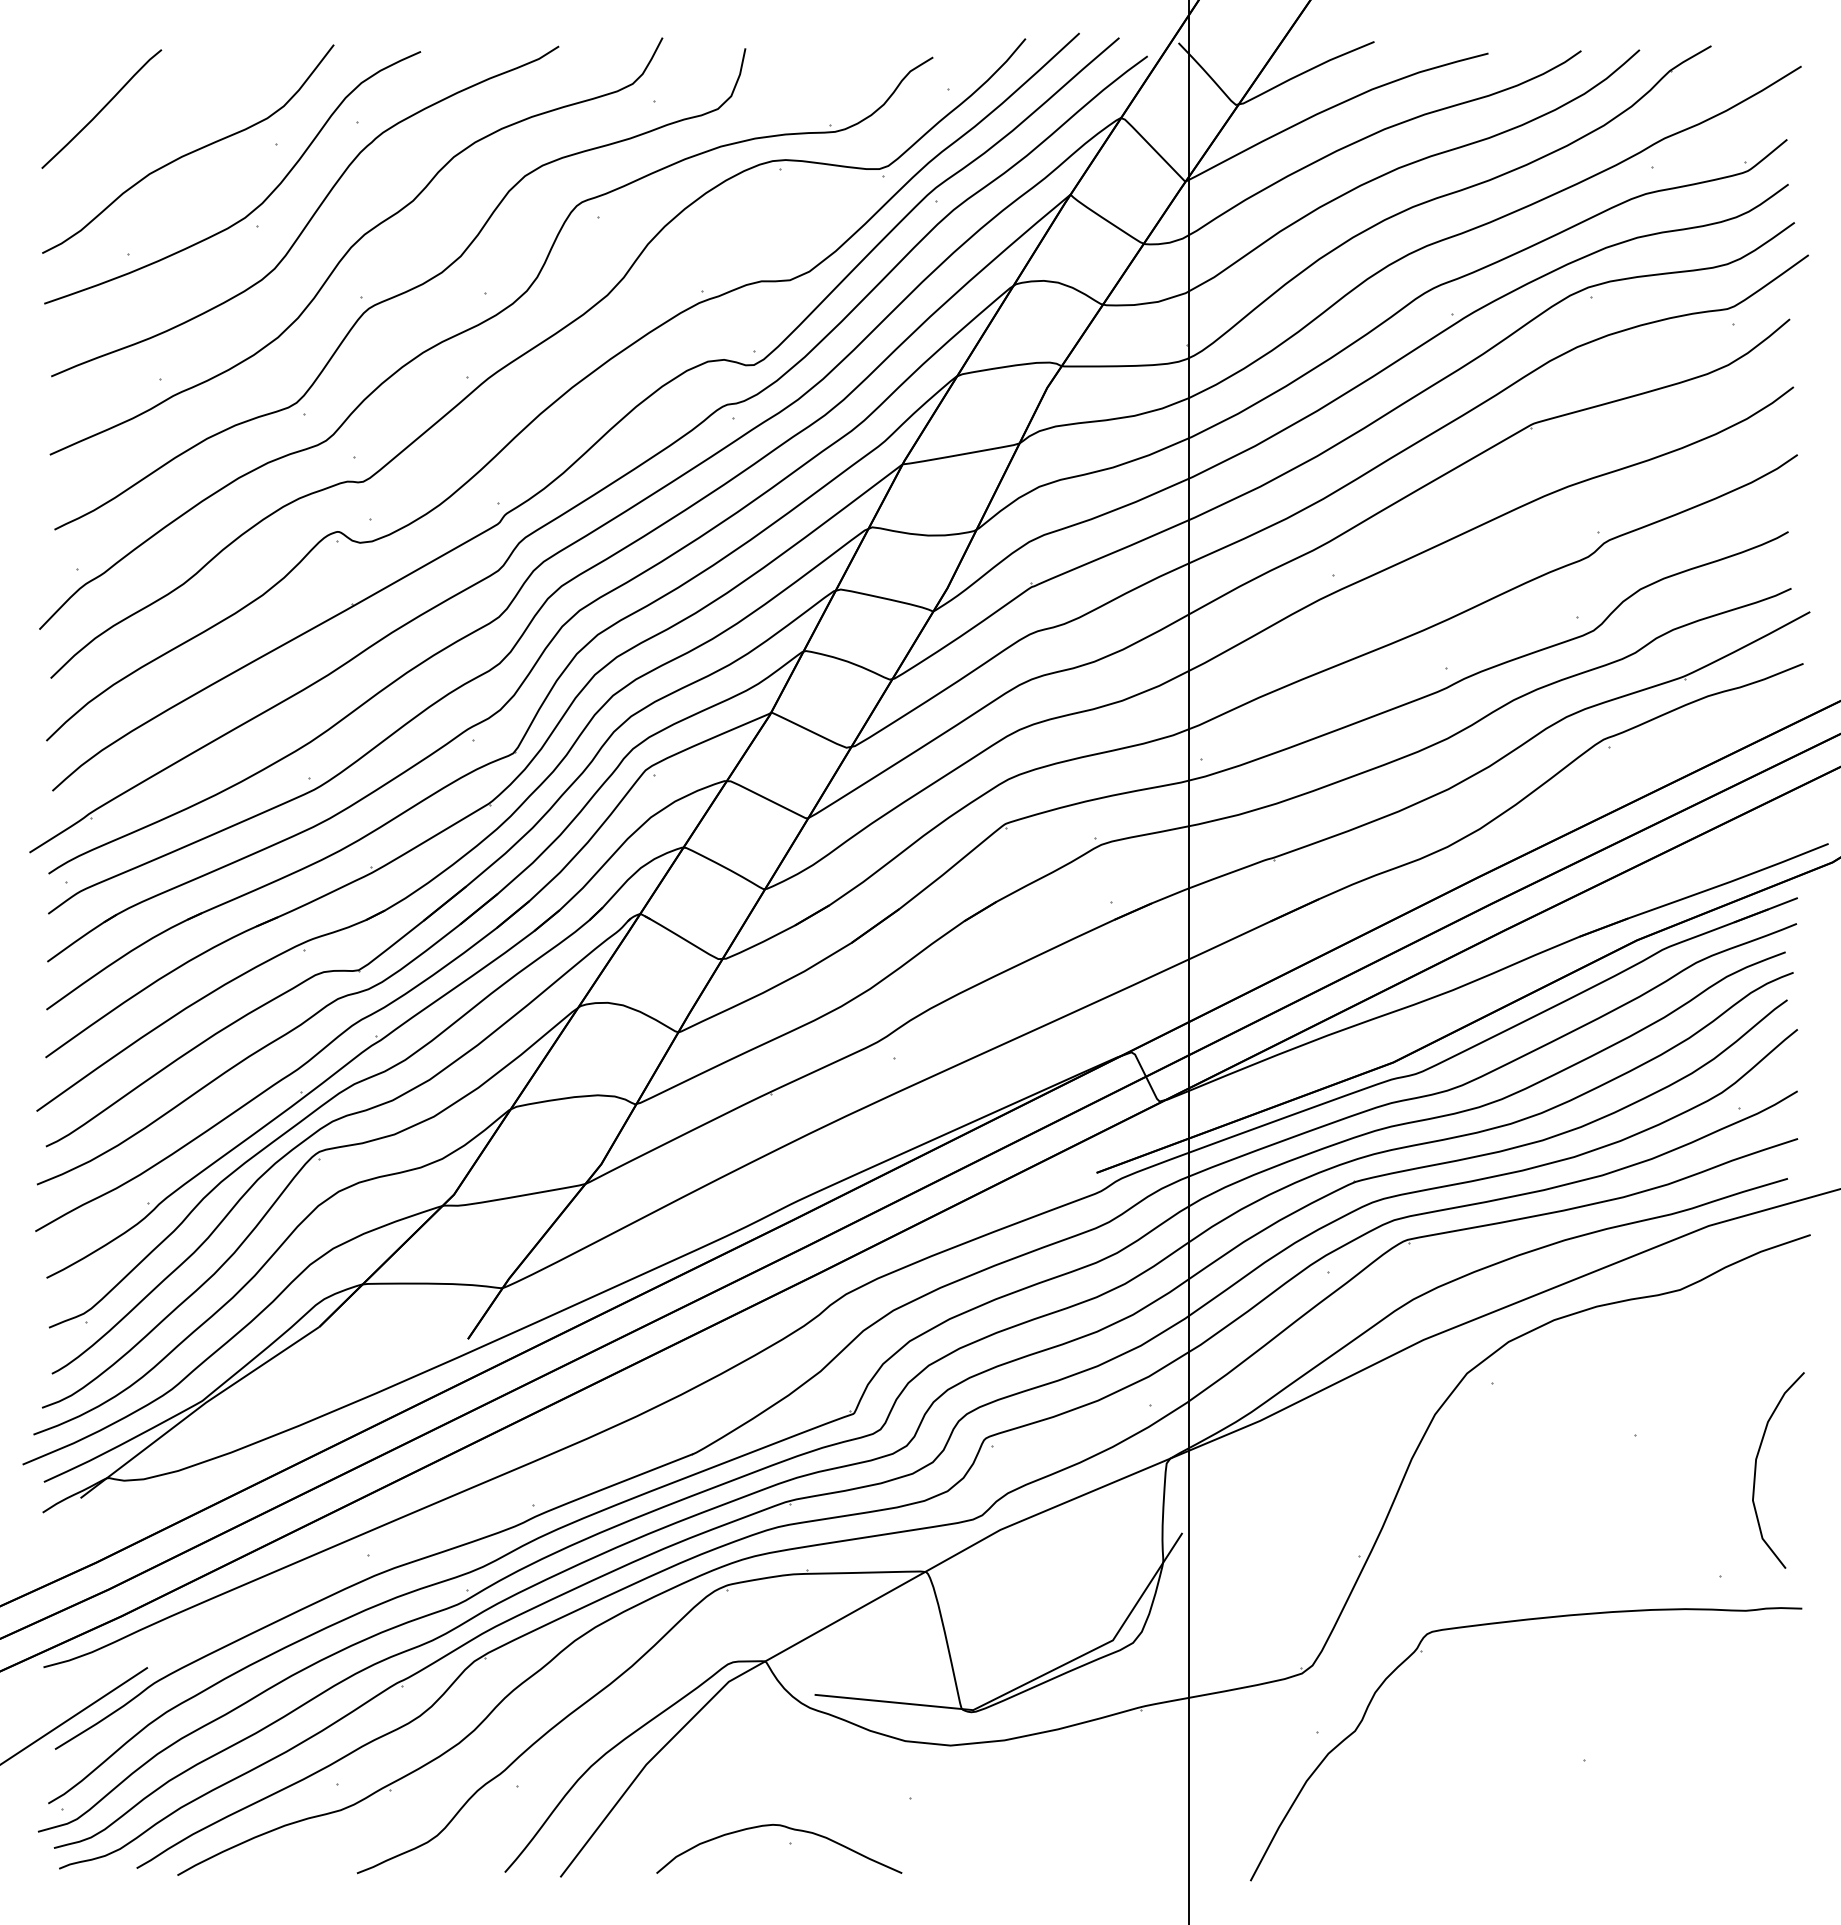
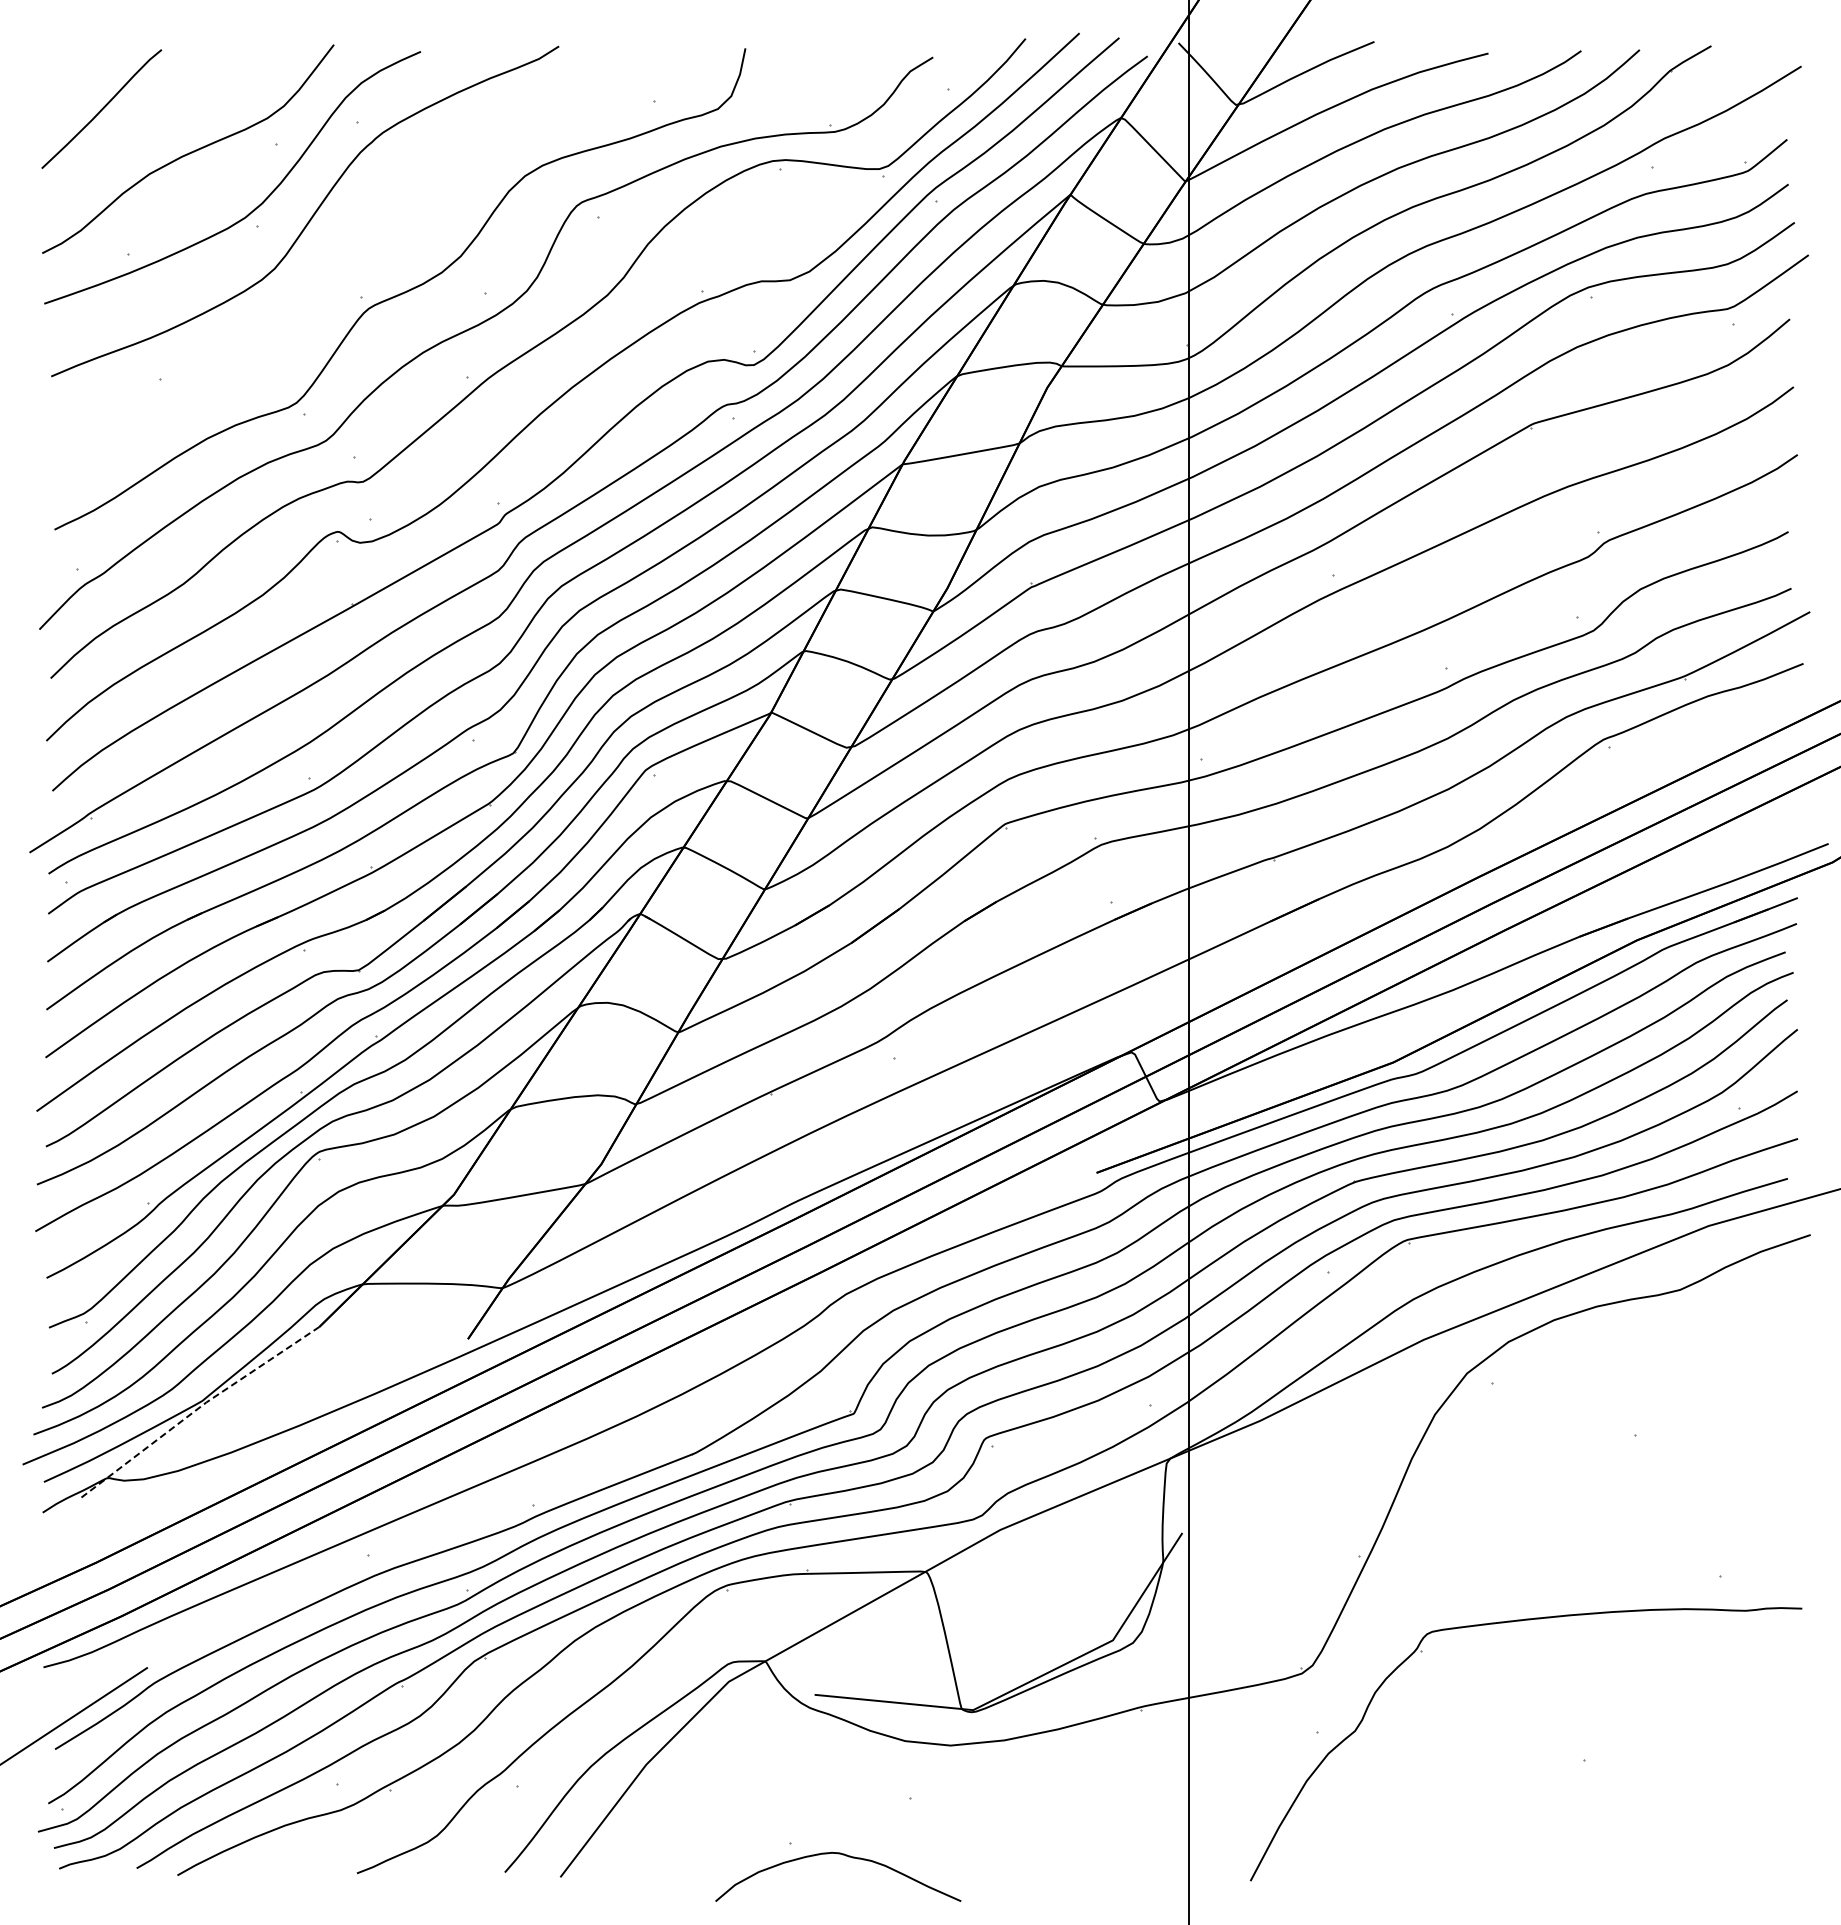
curve: present -> none (355, 244)
line: solid -> dashed (198, 1408)
curve: present -> none (1756, 1470)
curve position: (786, 1828) -> (845, 1856) (845, 1856)
